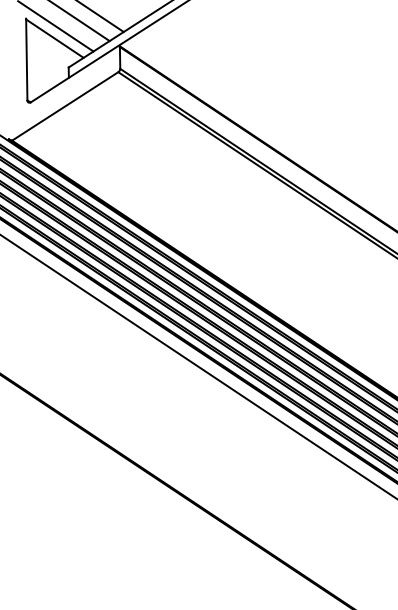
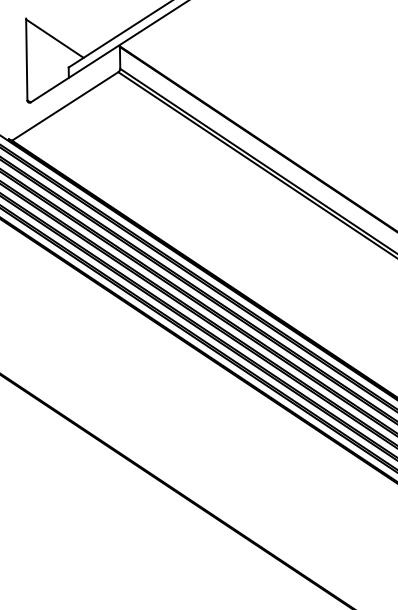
line: present -> none (101, 17)
line: present -> none (80, 21)
line: present -> none (56, 26)
line: present -> none (198, 366)
